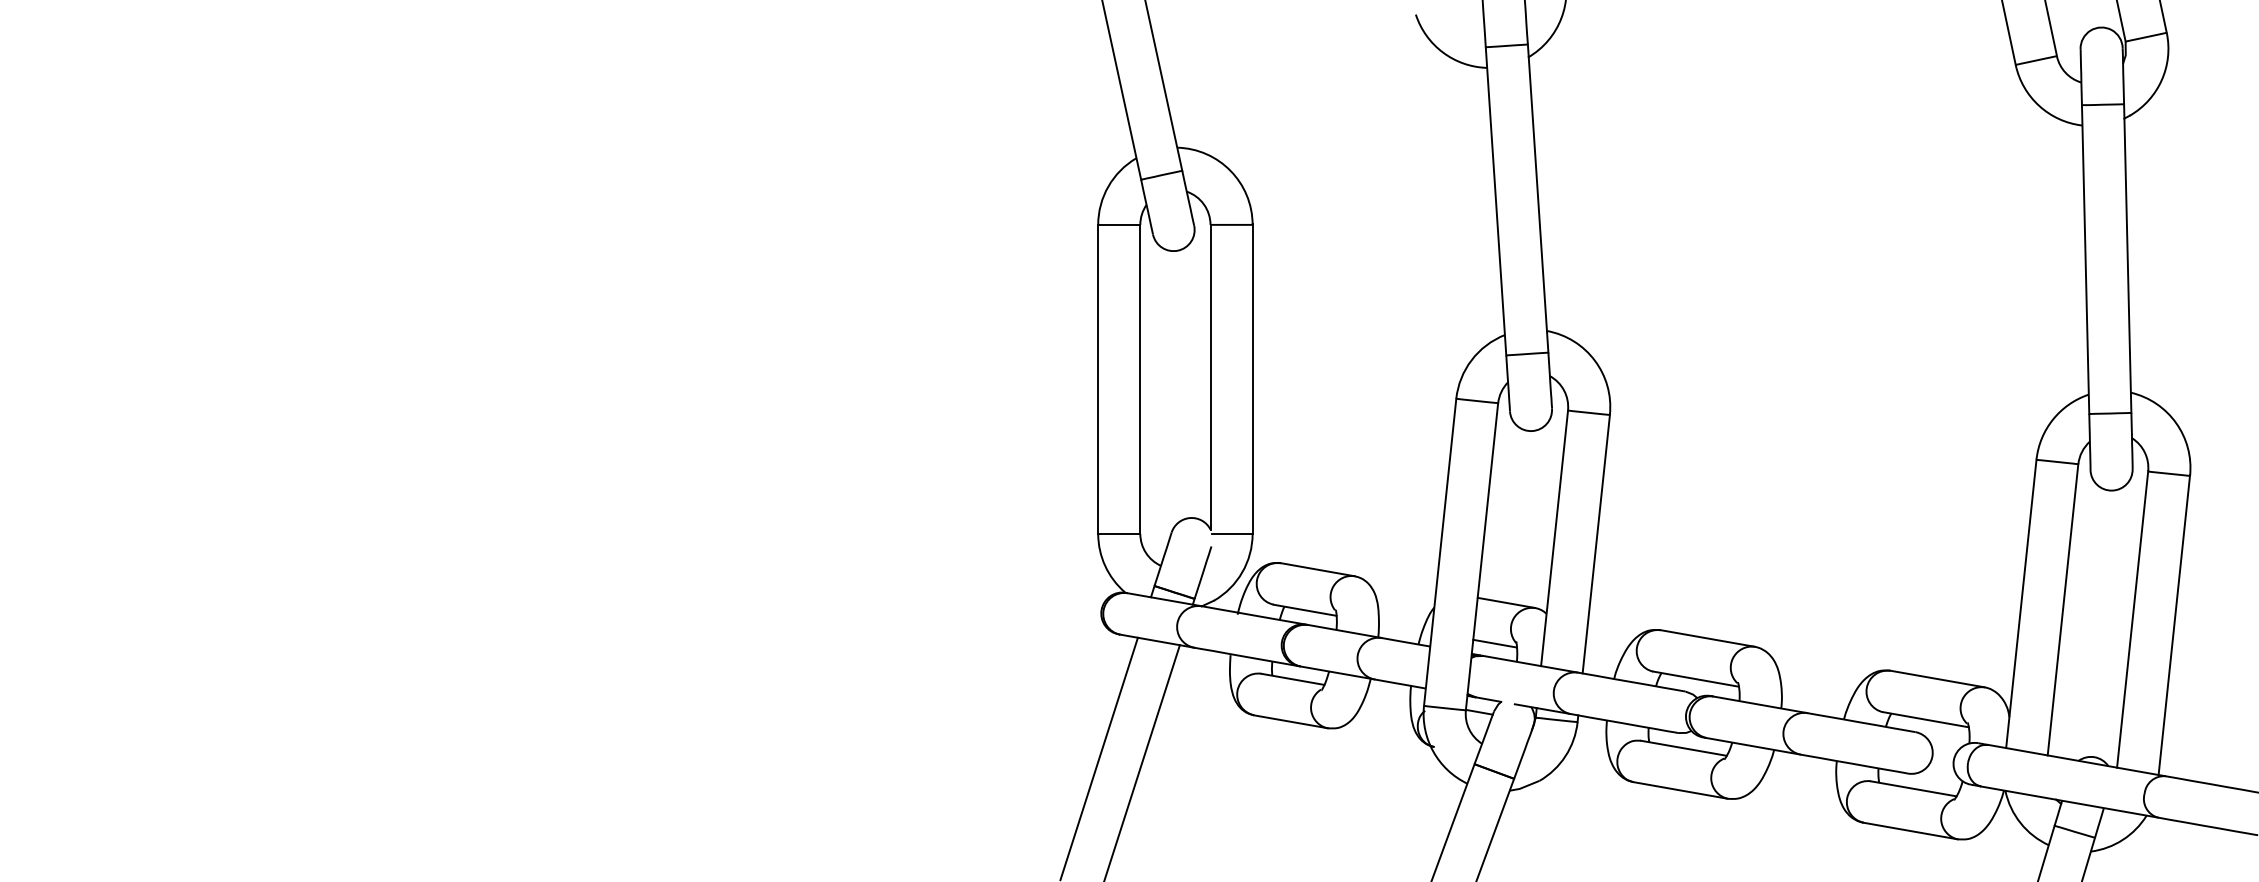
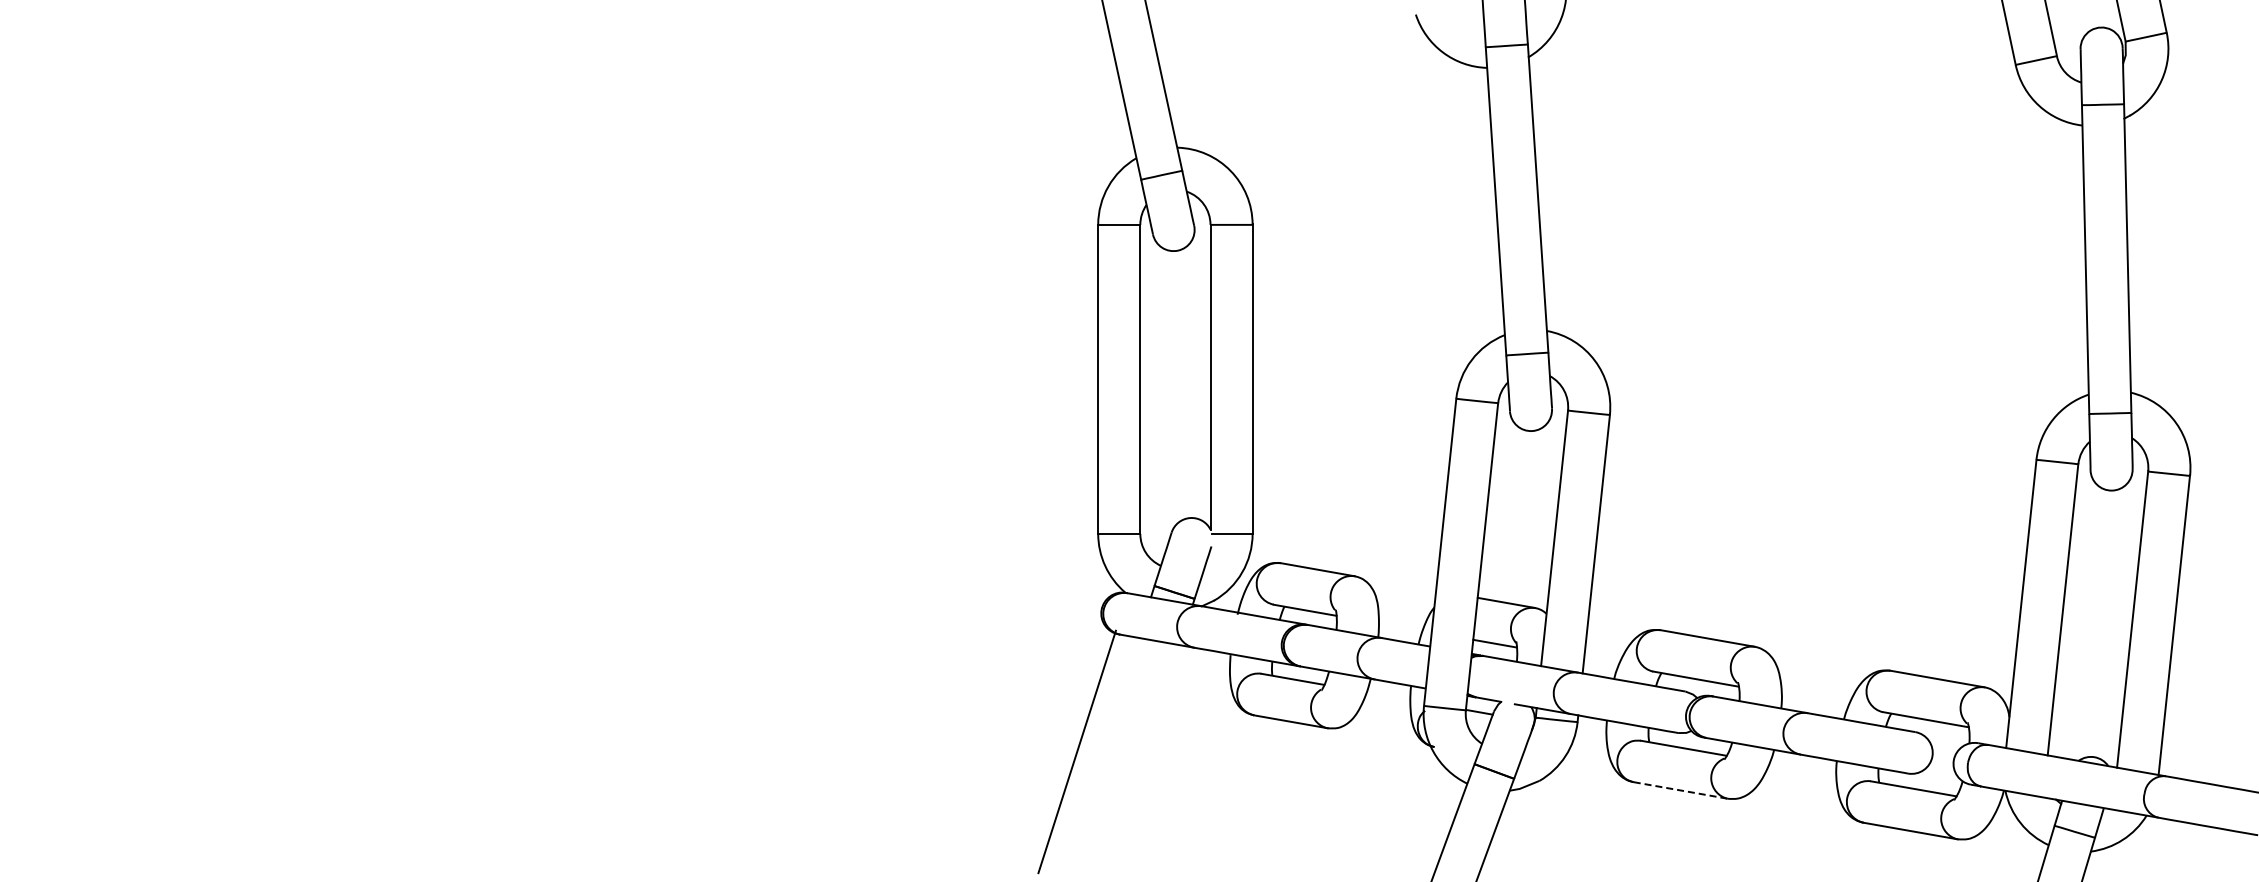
line position: (1099, 757) -> (1076, 751) (1076, 751)
line: present -> none (1142, 761)
line: solid -> dashed (1680, 790)
